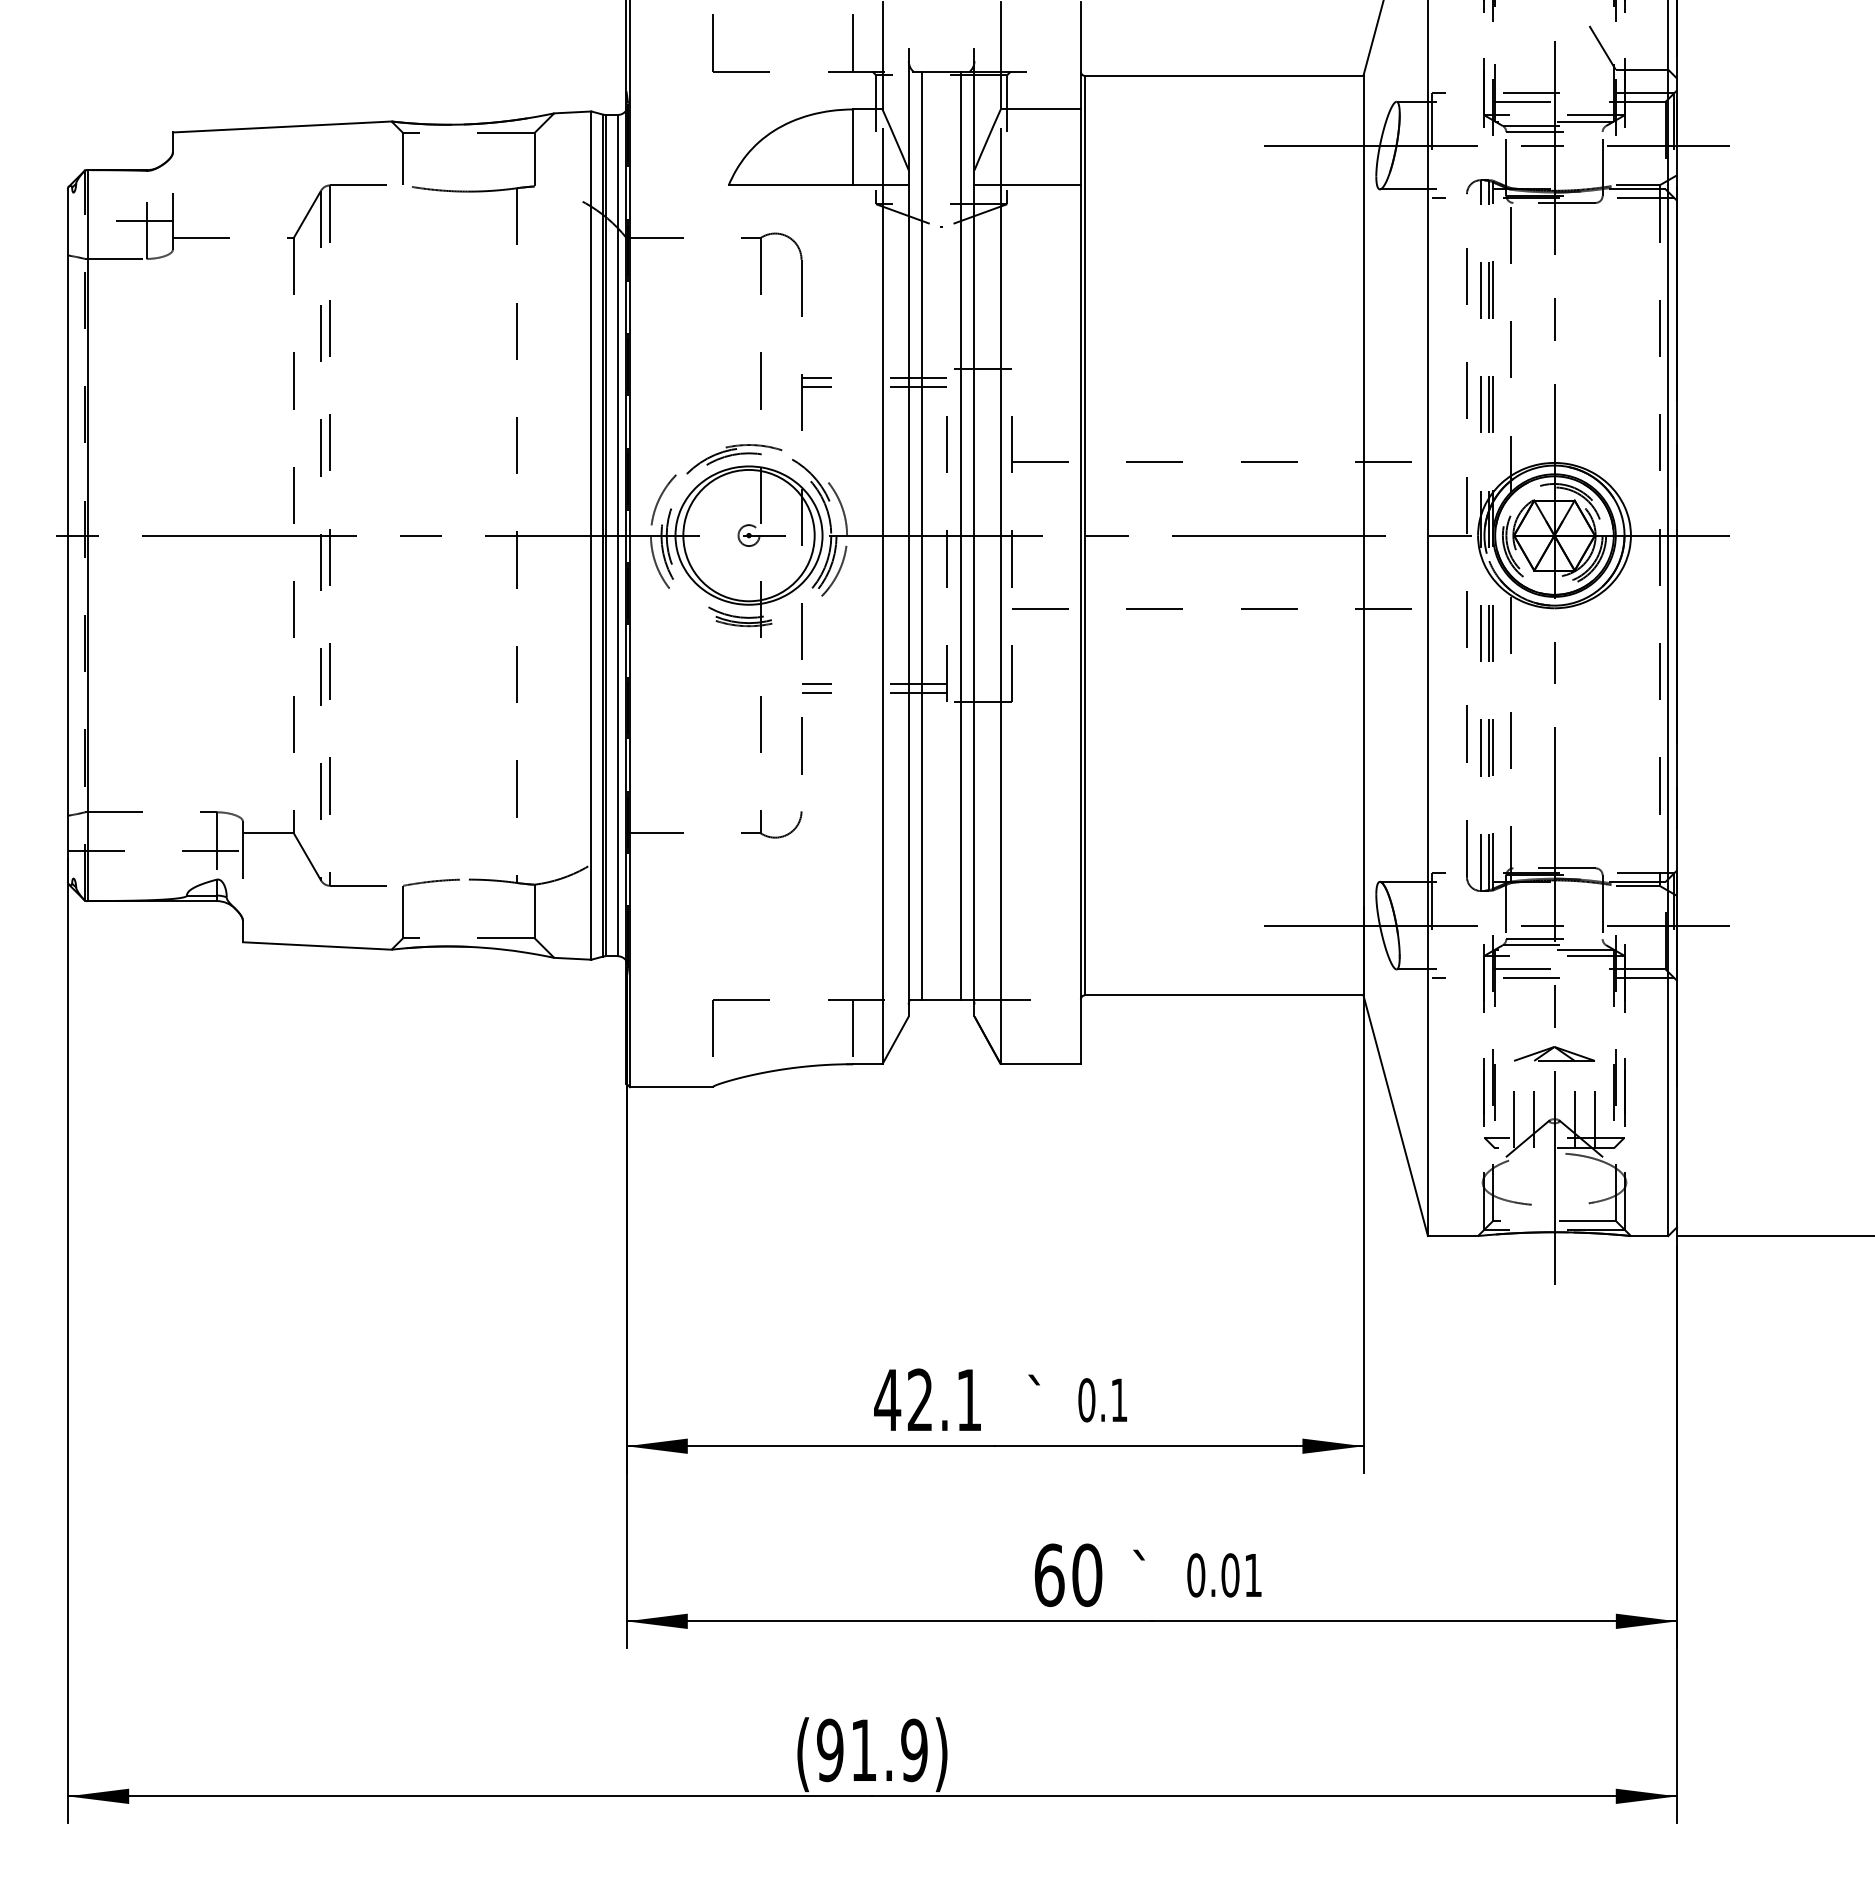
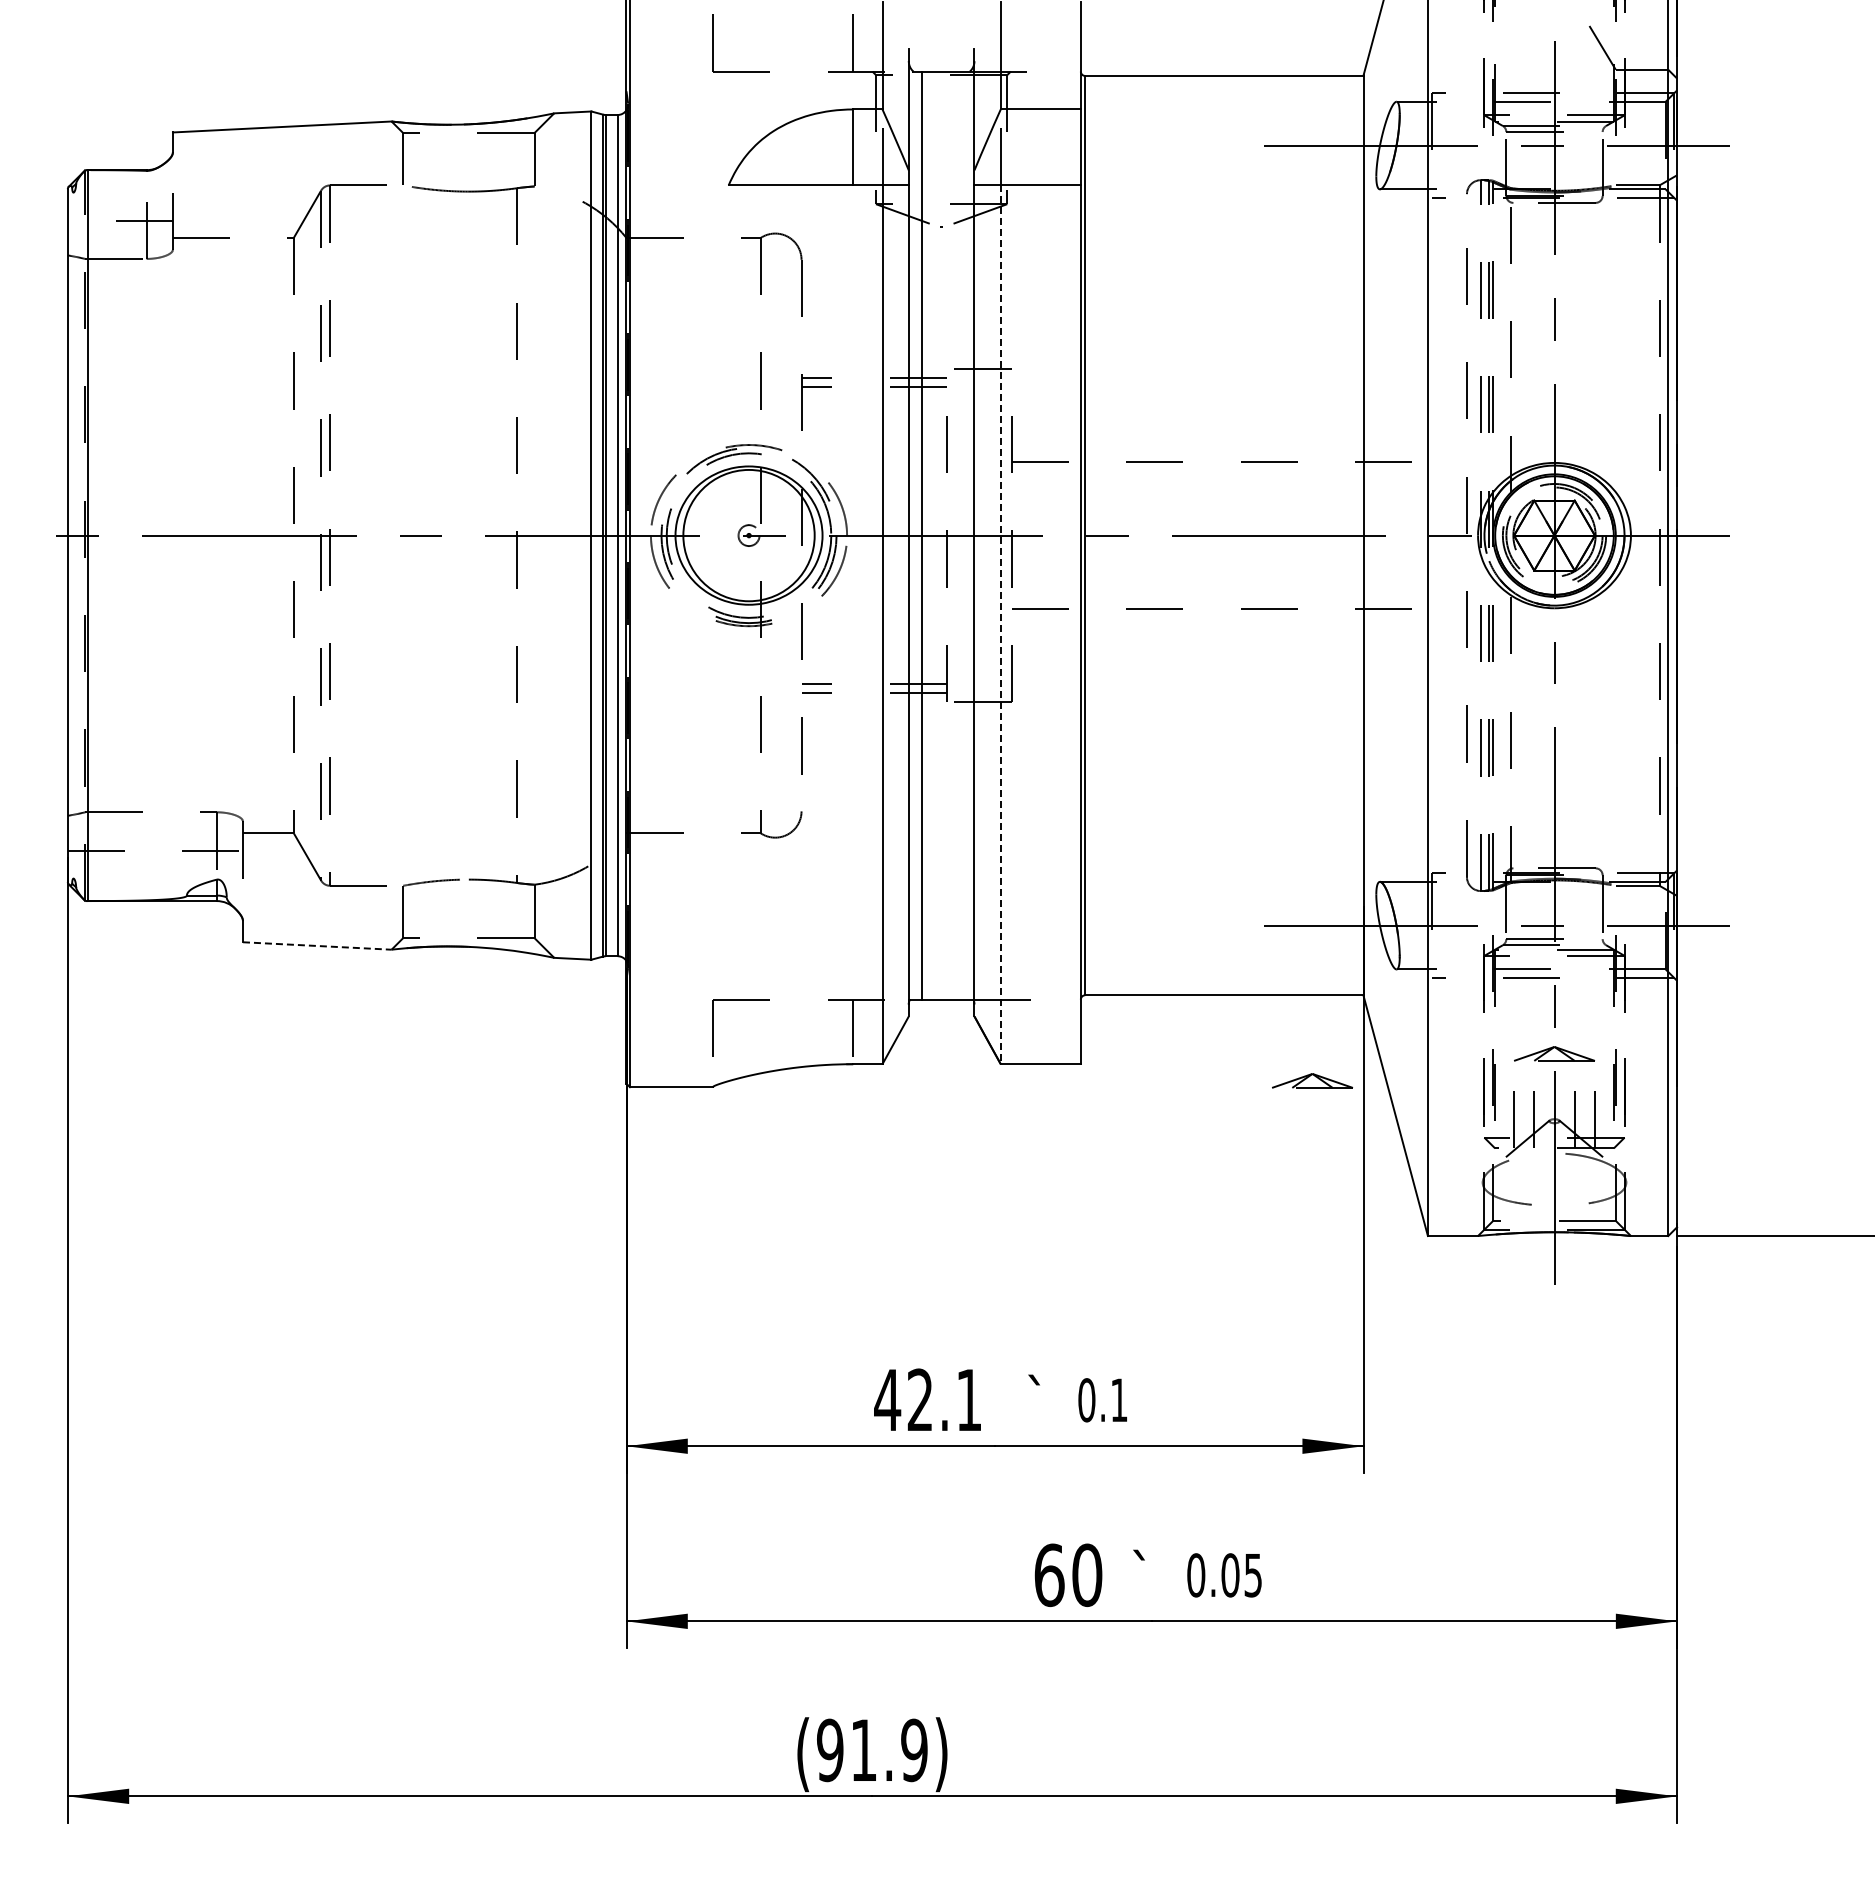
line: present -> none (961, 535)
line: solid -> dashed (1000, 625)
line: solid -> dashed (317, 946)
part: none -> present (1312, 1080)
text: 0.01 -> 0.05 (1252, 1575)
